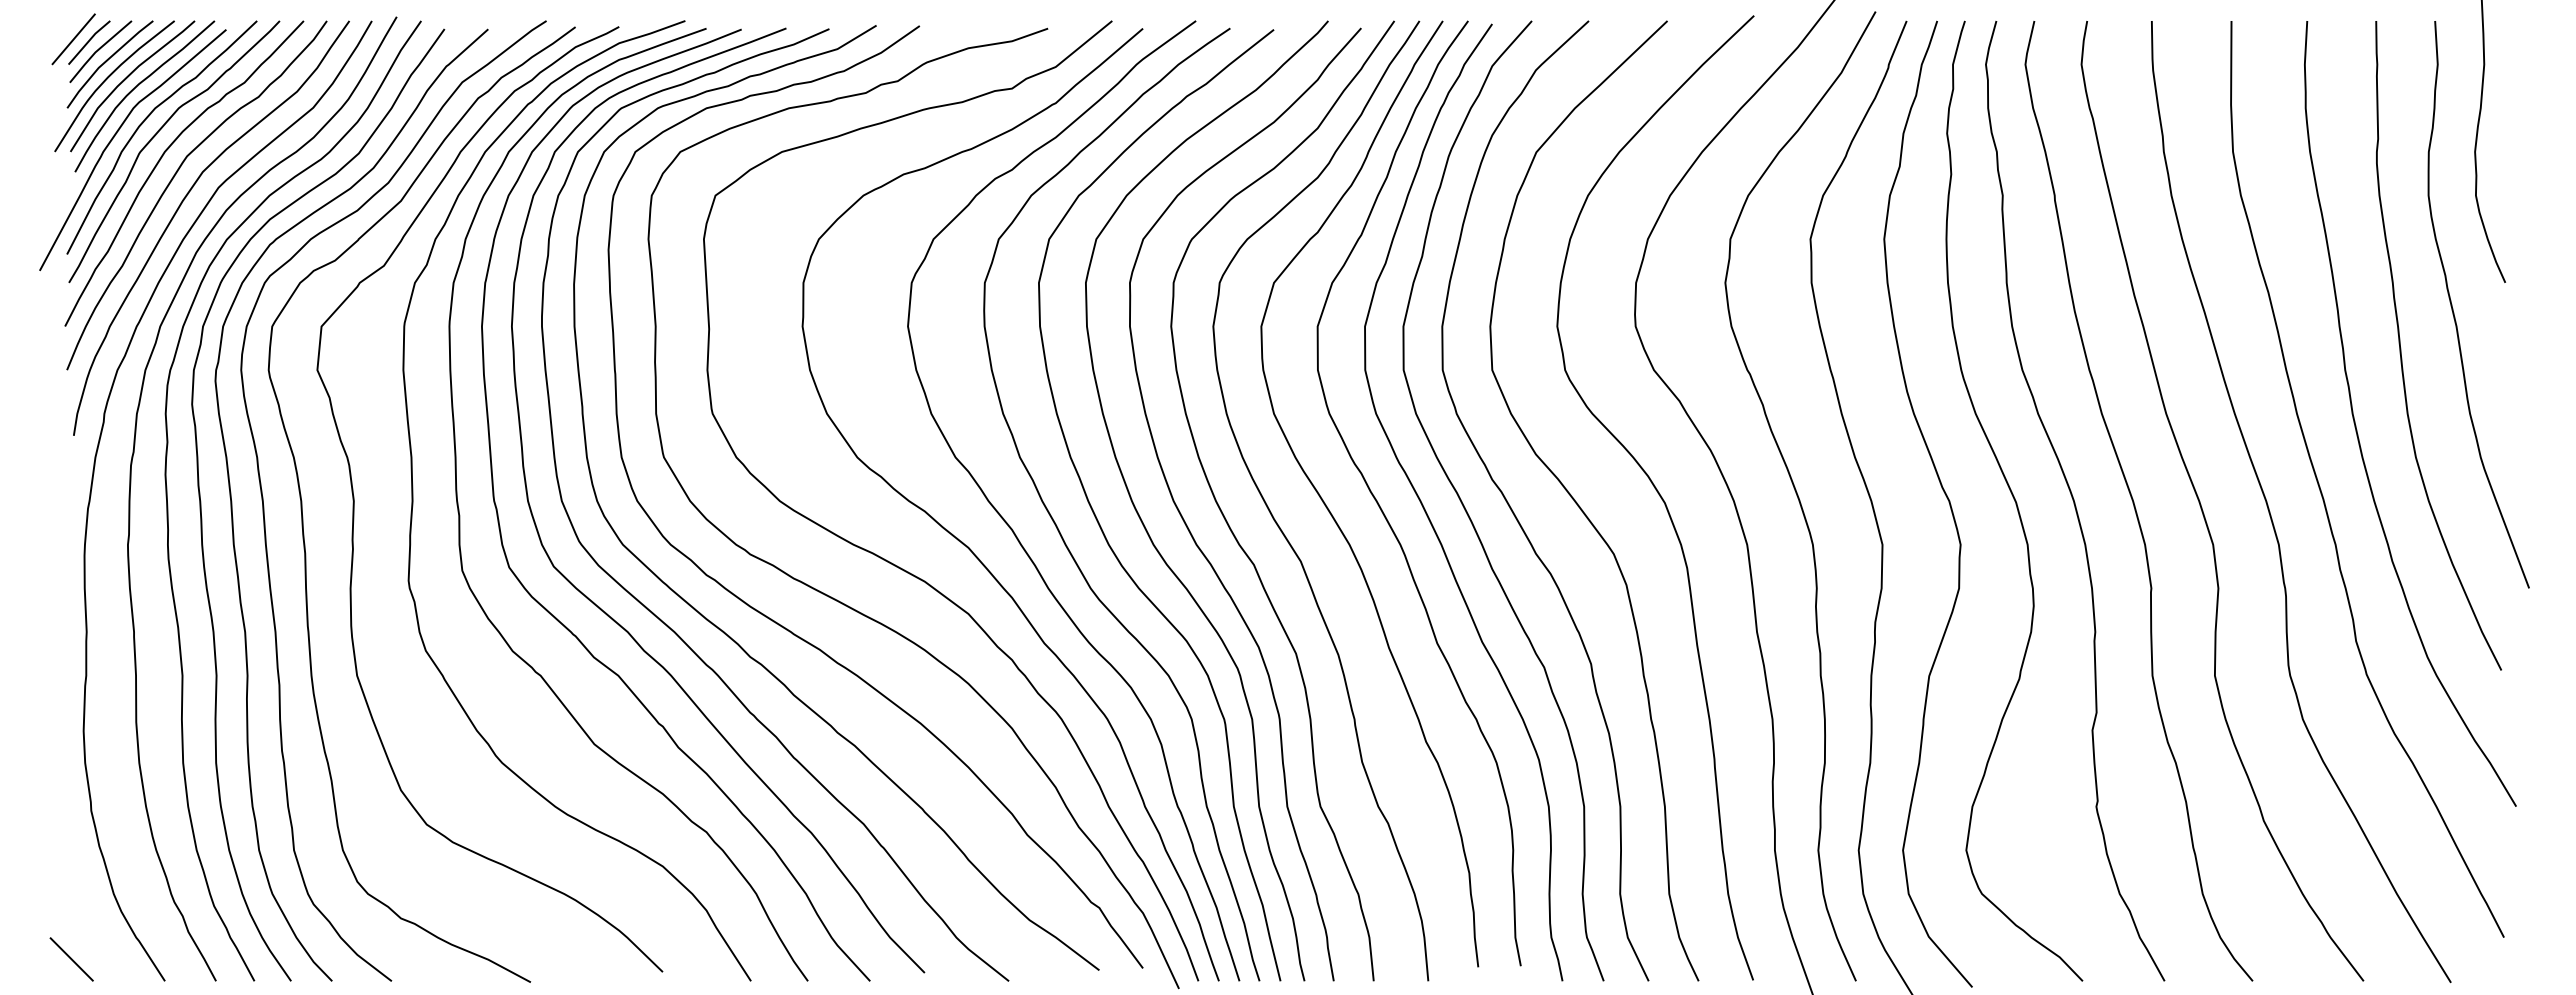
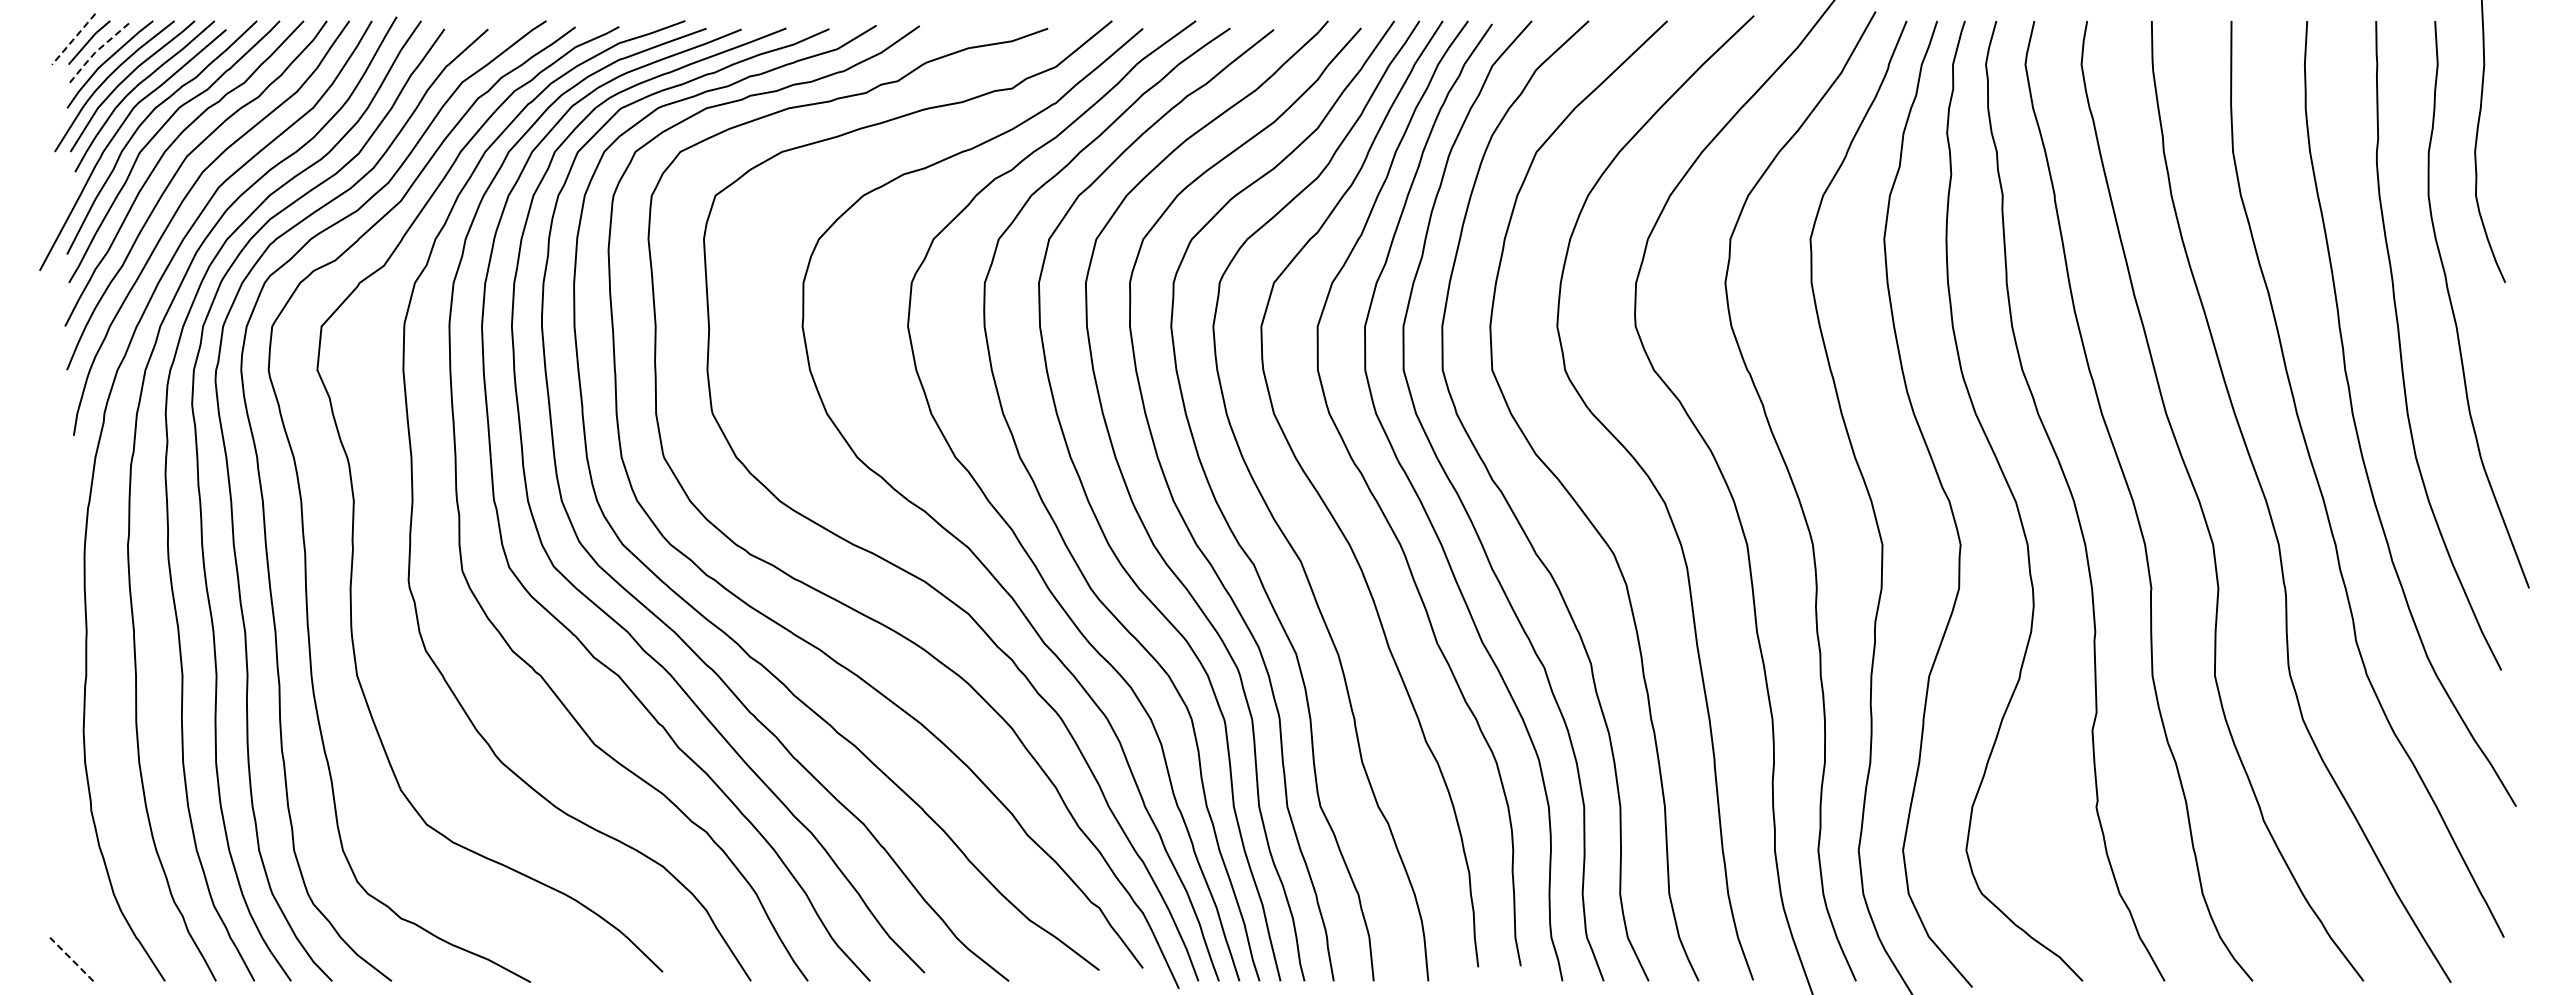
line: solid -> dashed (73, 39)
line: solid -> dashed (97, 50)
line: solid -> dashed (71, 959)
